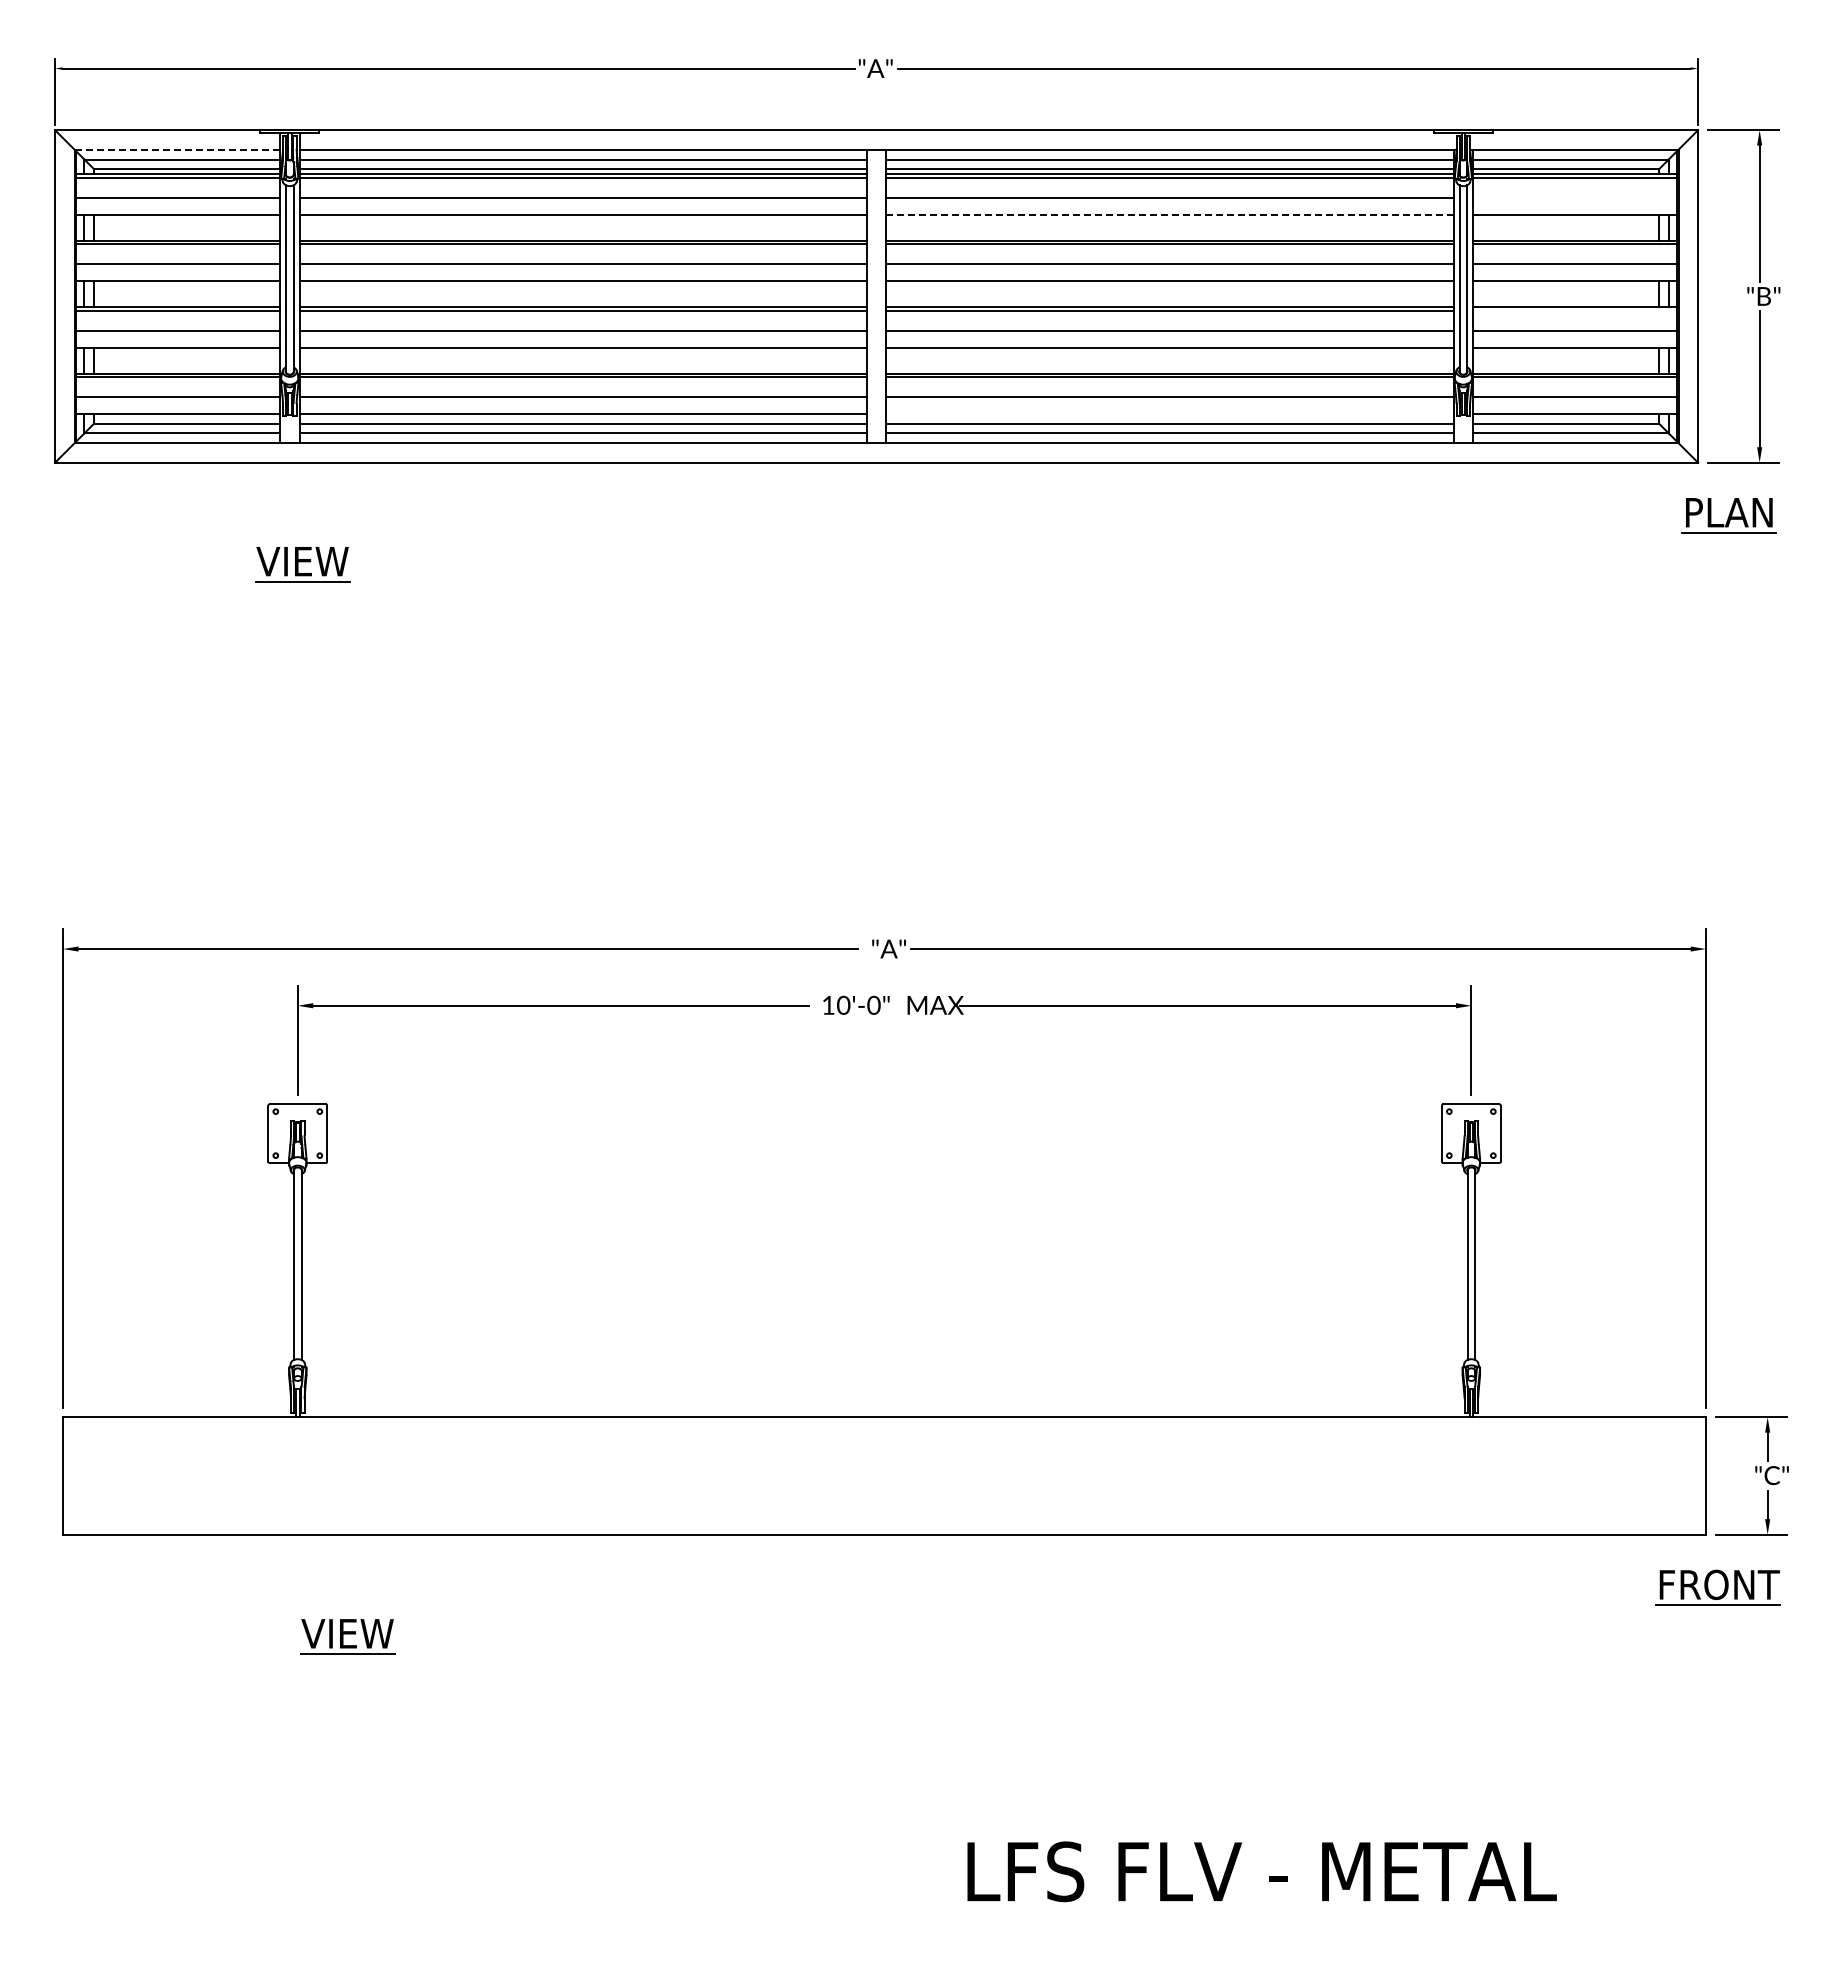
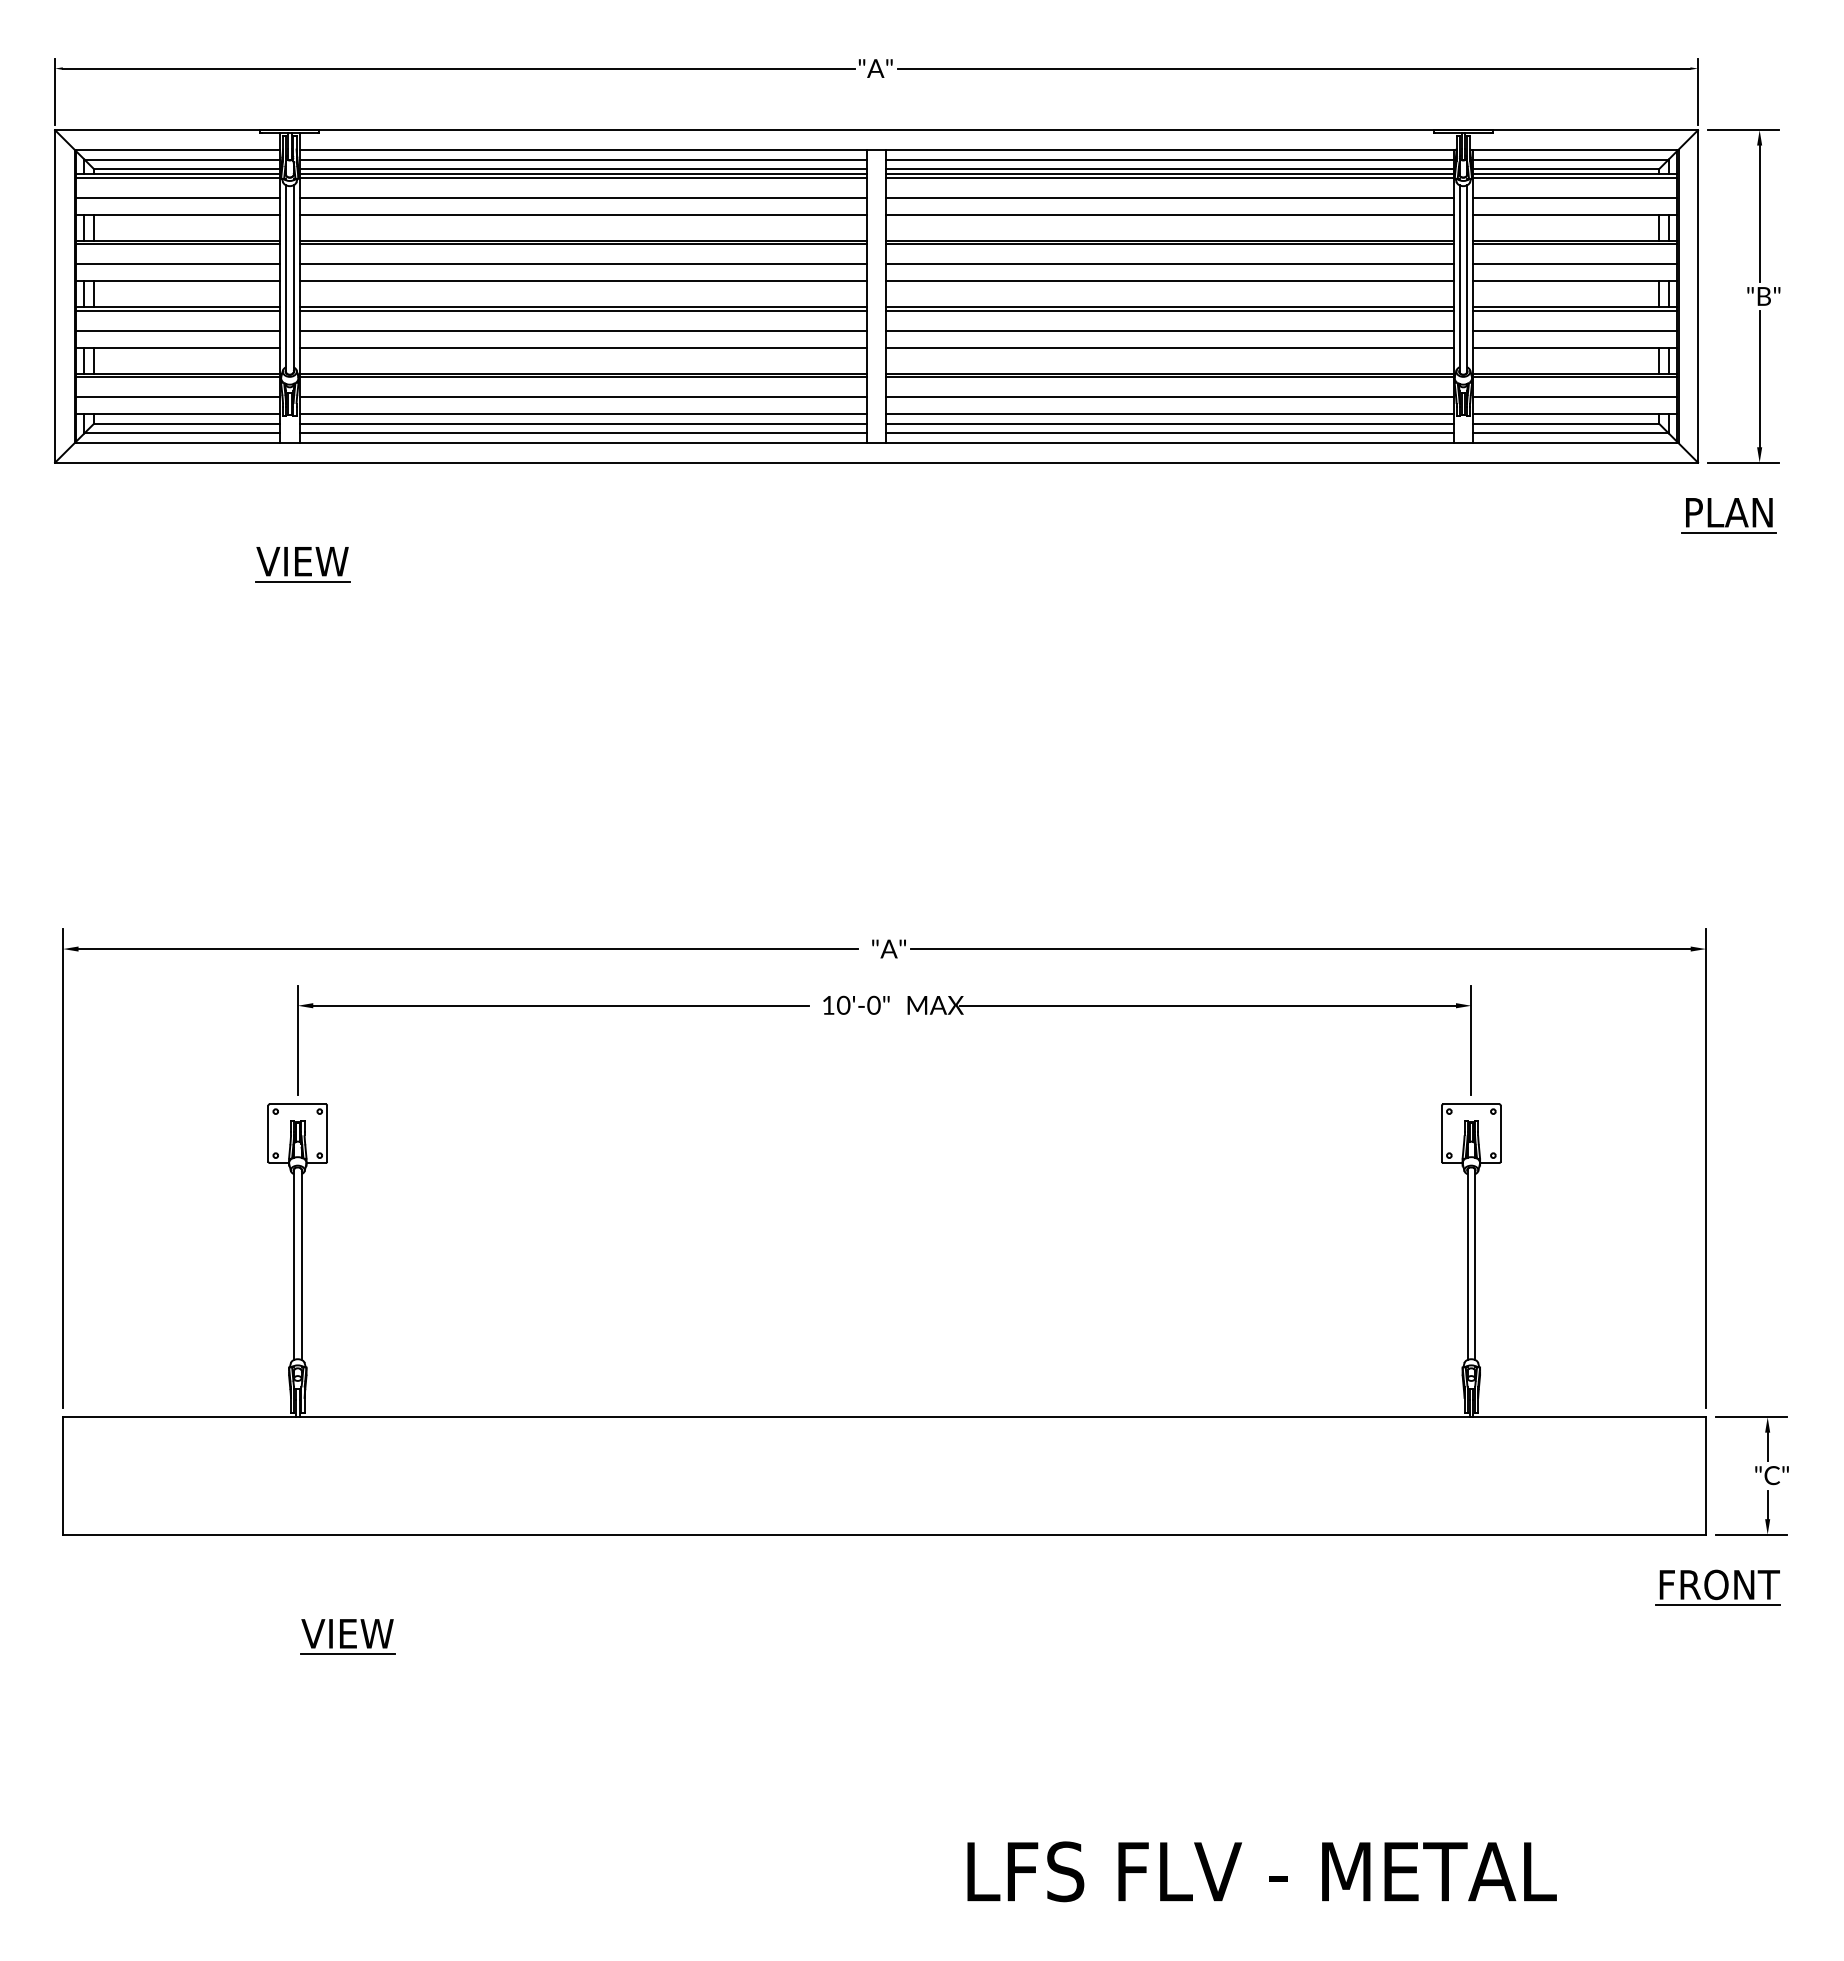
line: dashed -> solid (177, 149)
line: none -> present (1575, 197)
line: dashed -> solid (1169, 214)
line: none -> present (1575, 310)
line: none -> present (1169, 414)
